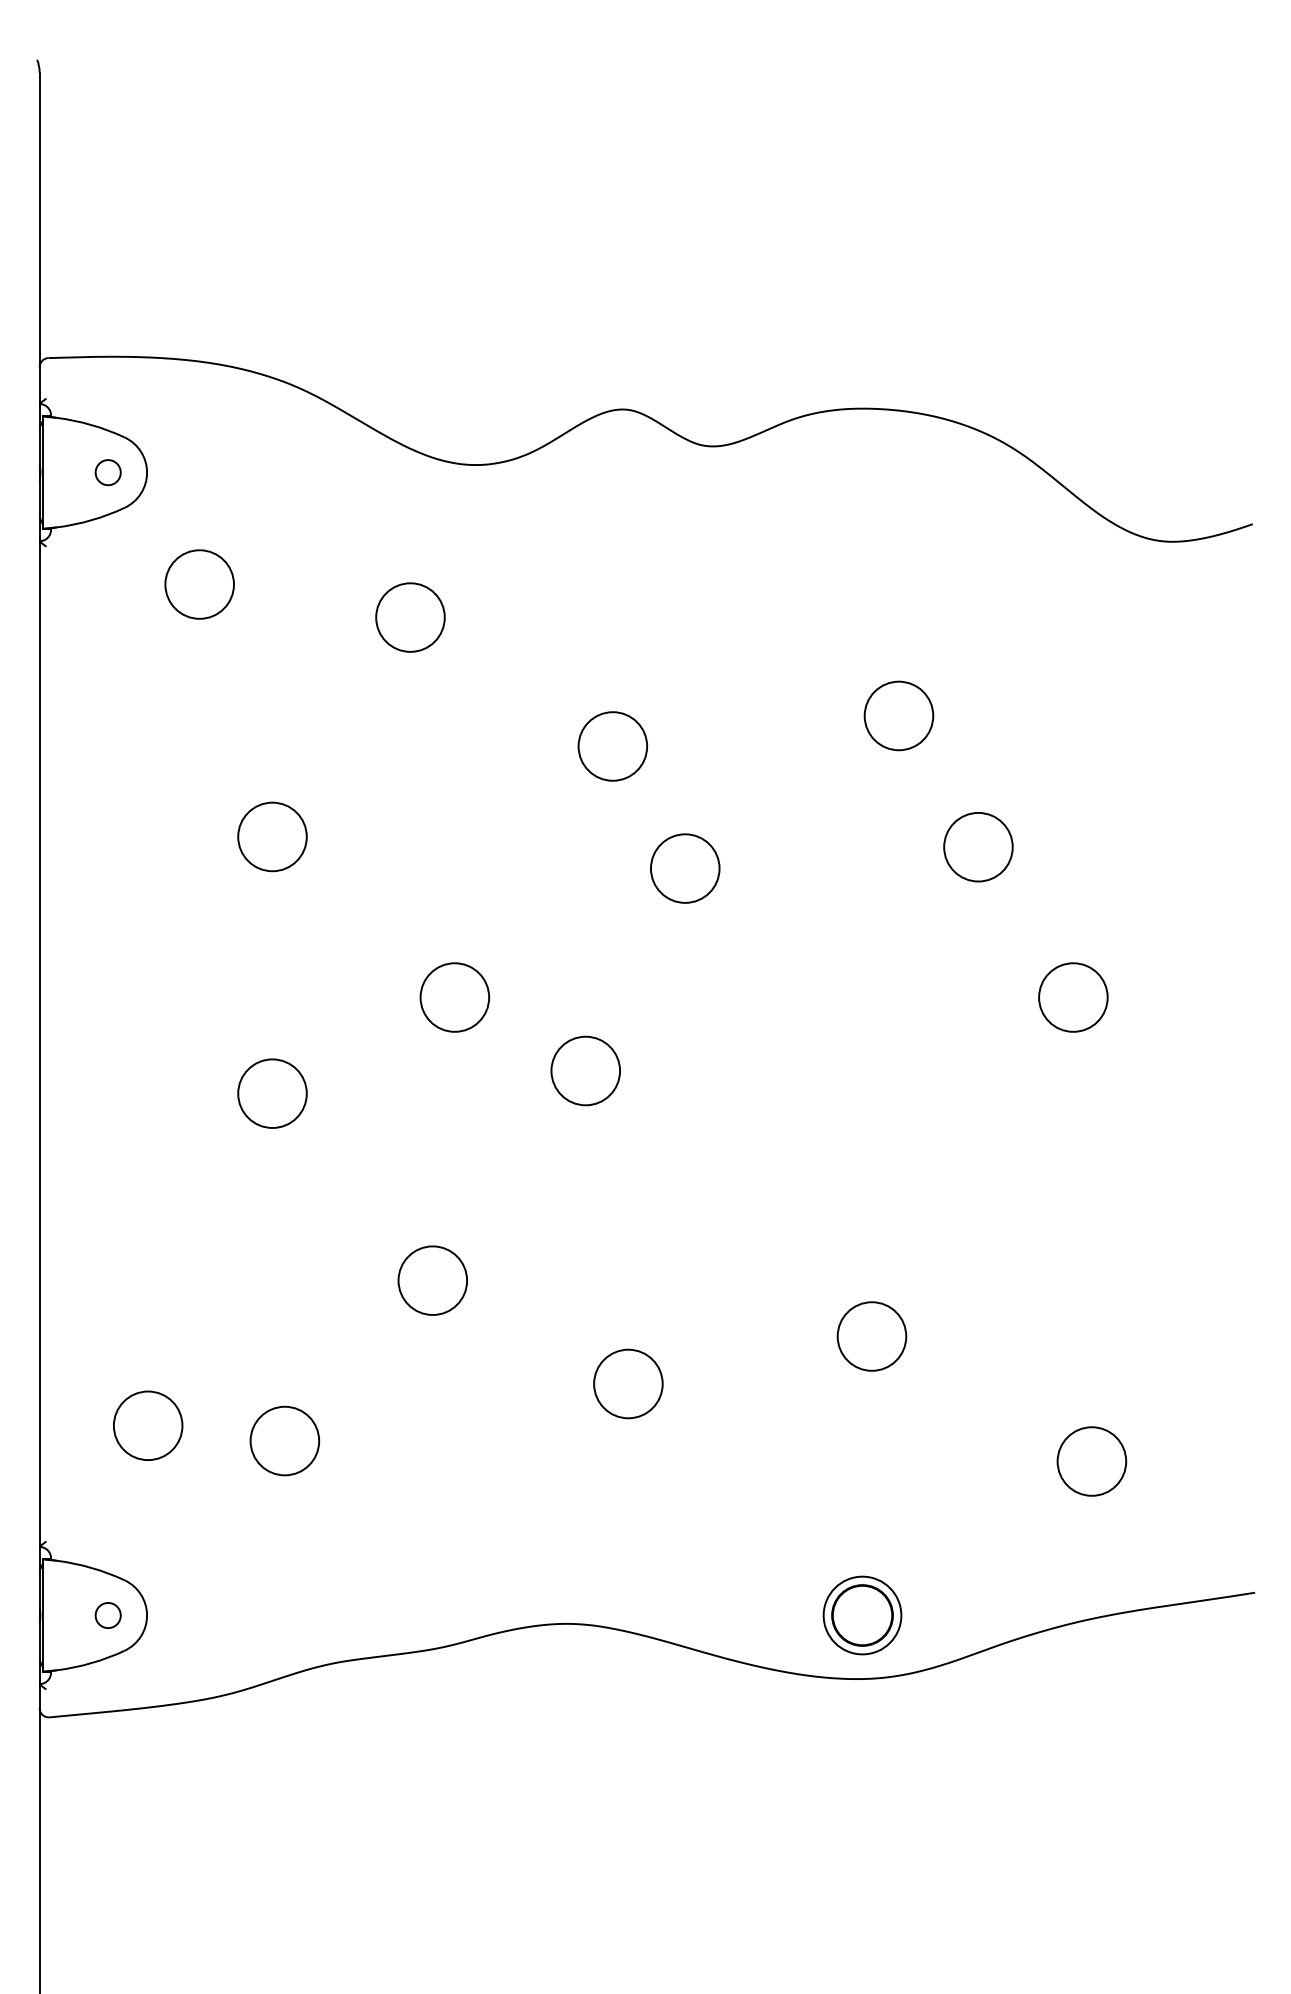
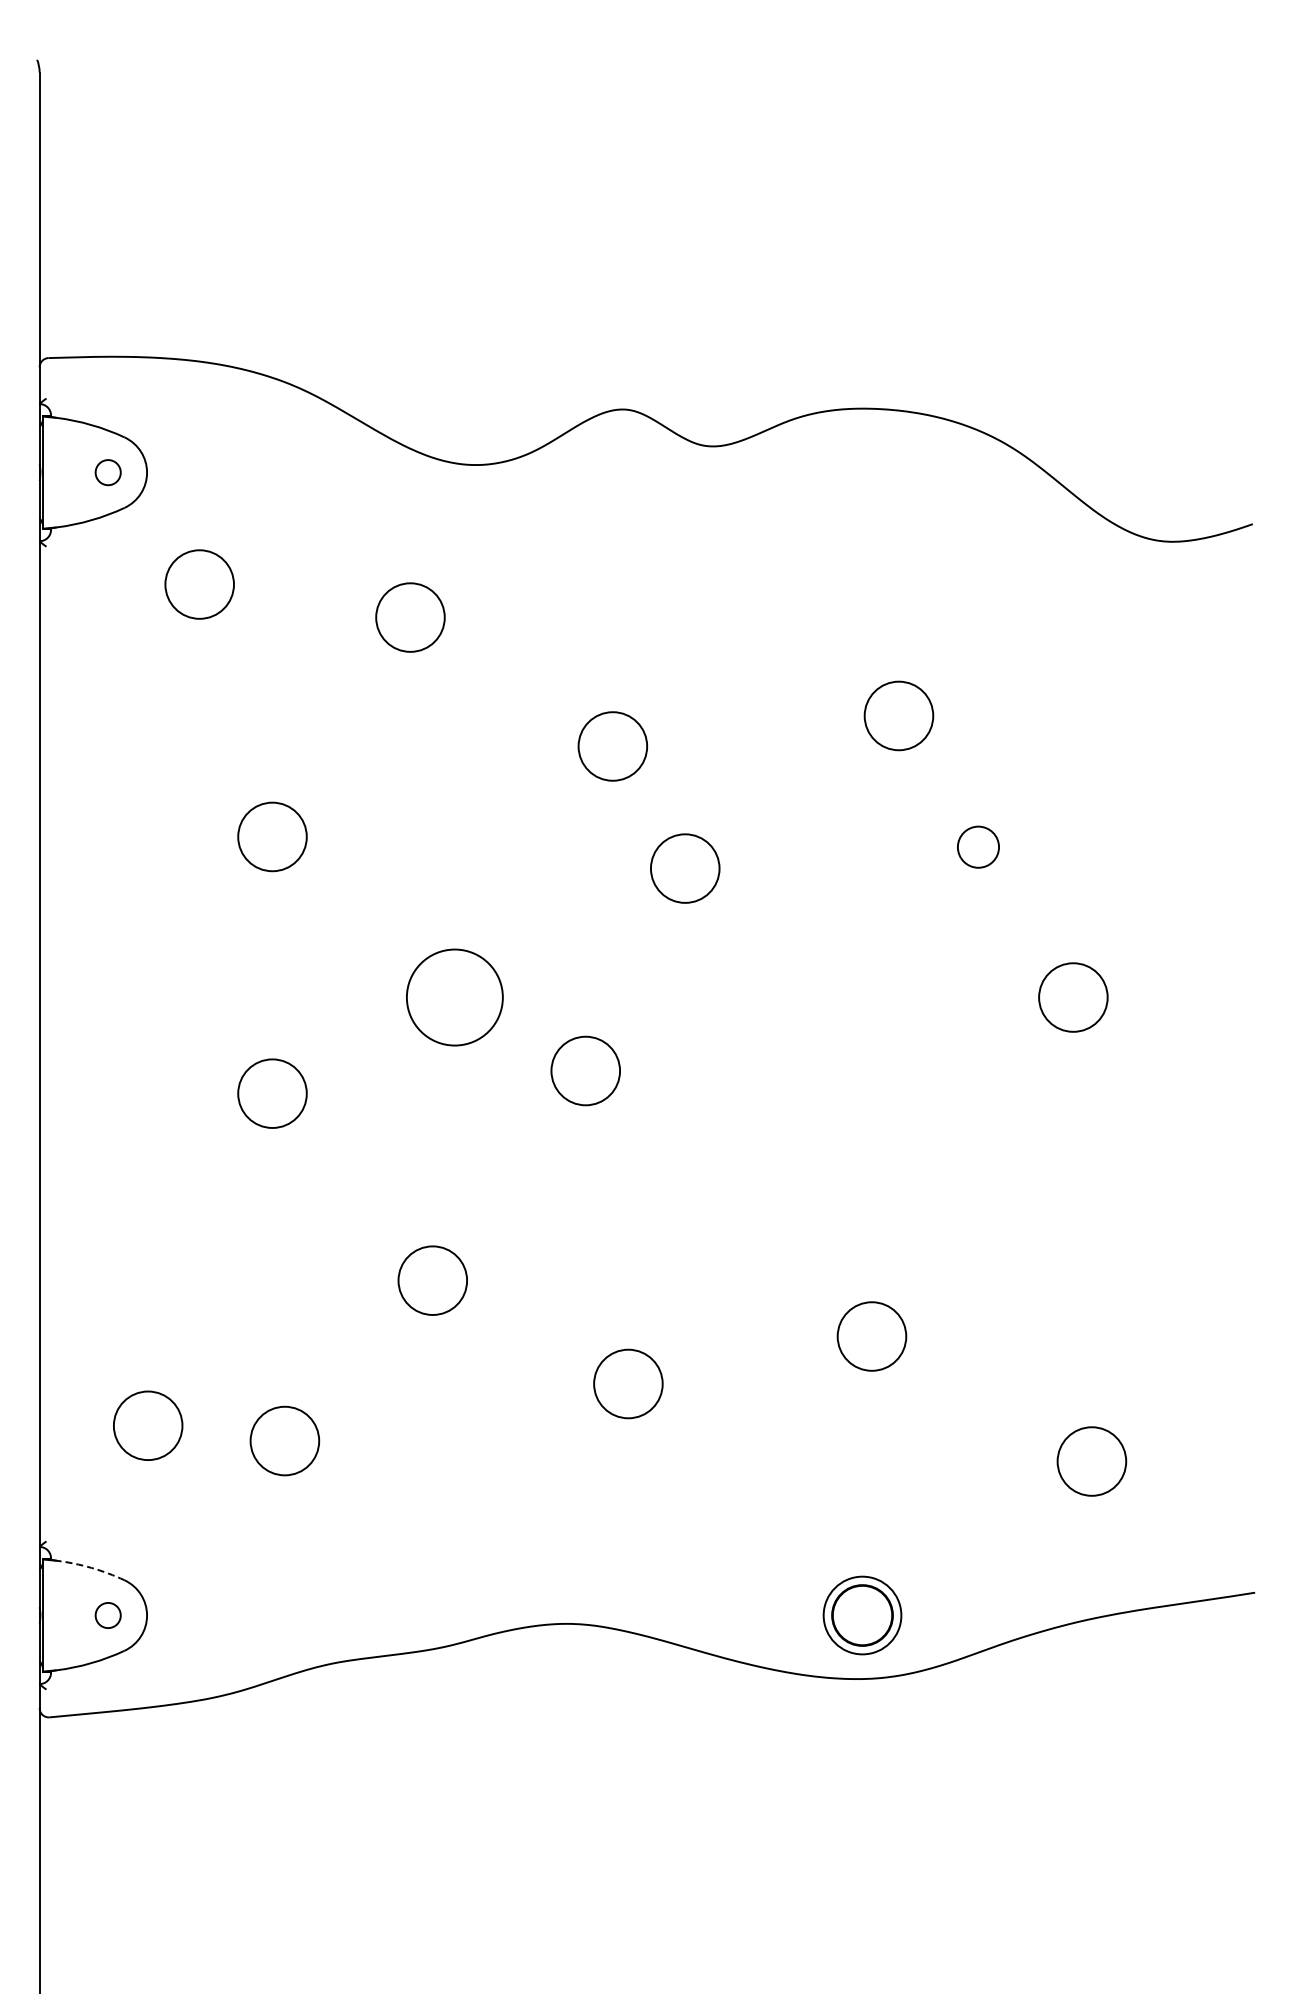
circle diameter: 69 px -> 41 px (978, 846)
circle diameter: 69 px -> 96 px (454, 997)
arc: solid -> dashed (91, 1567)
